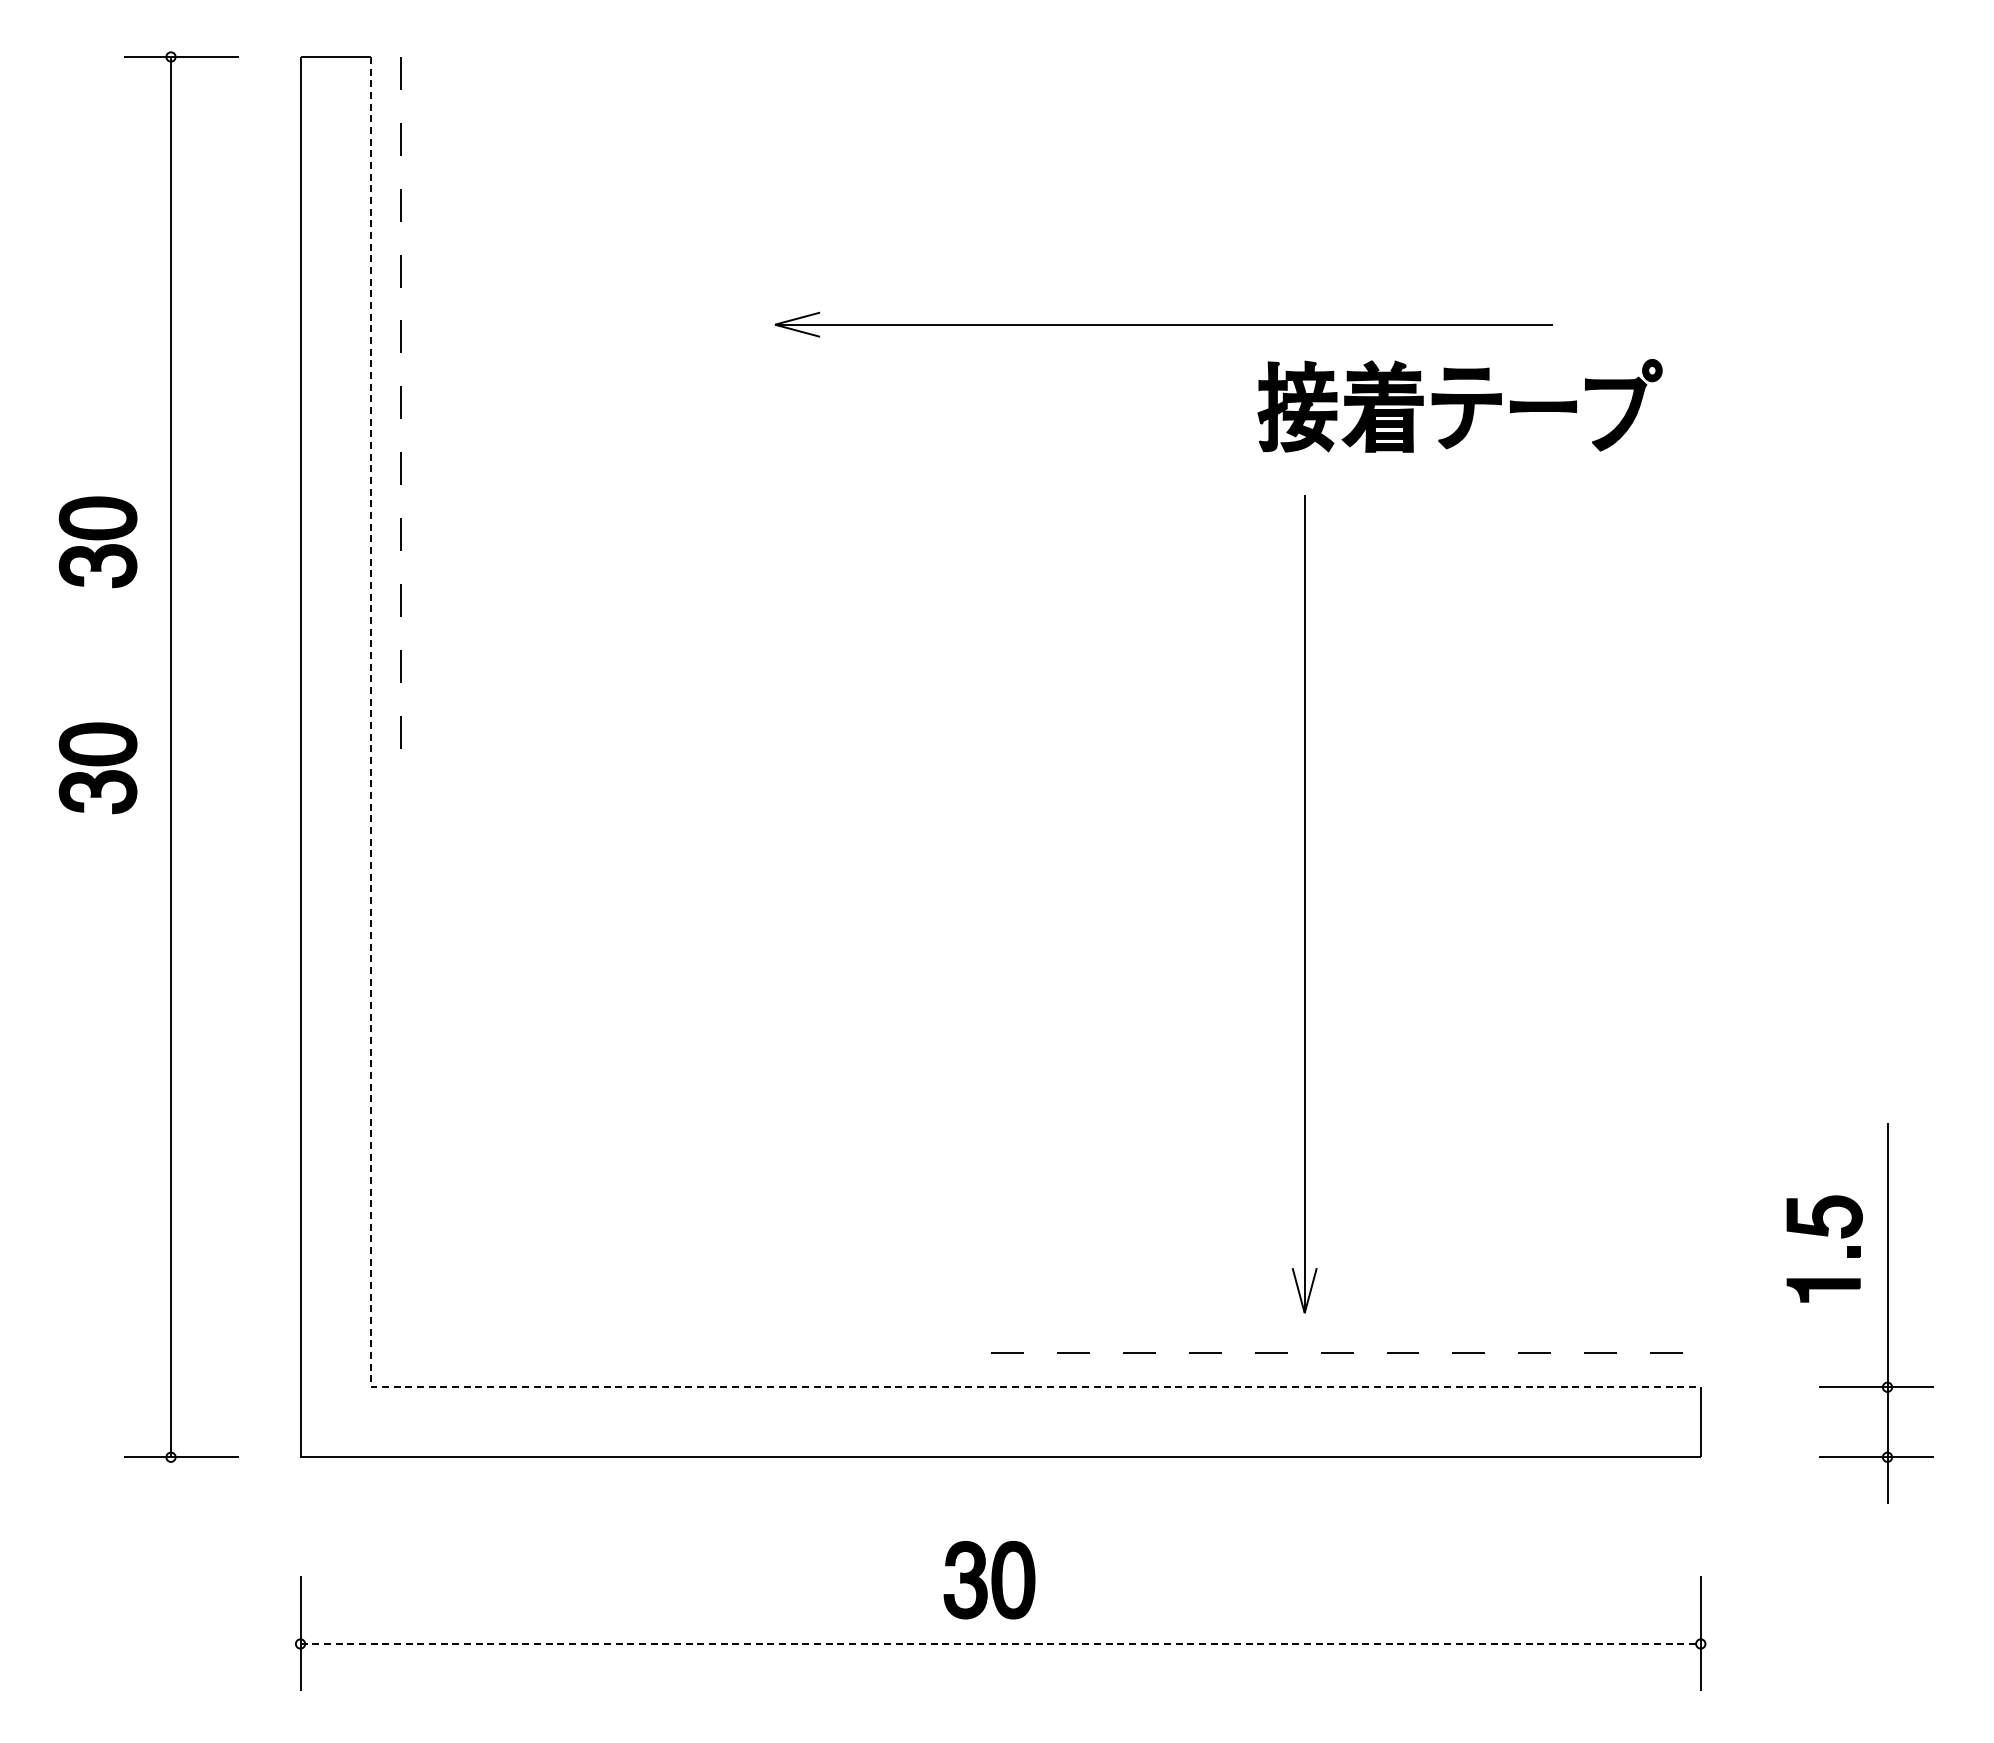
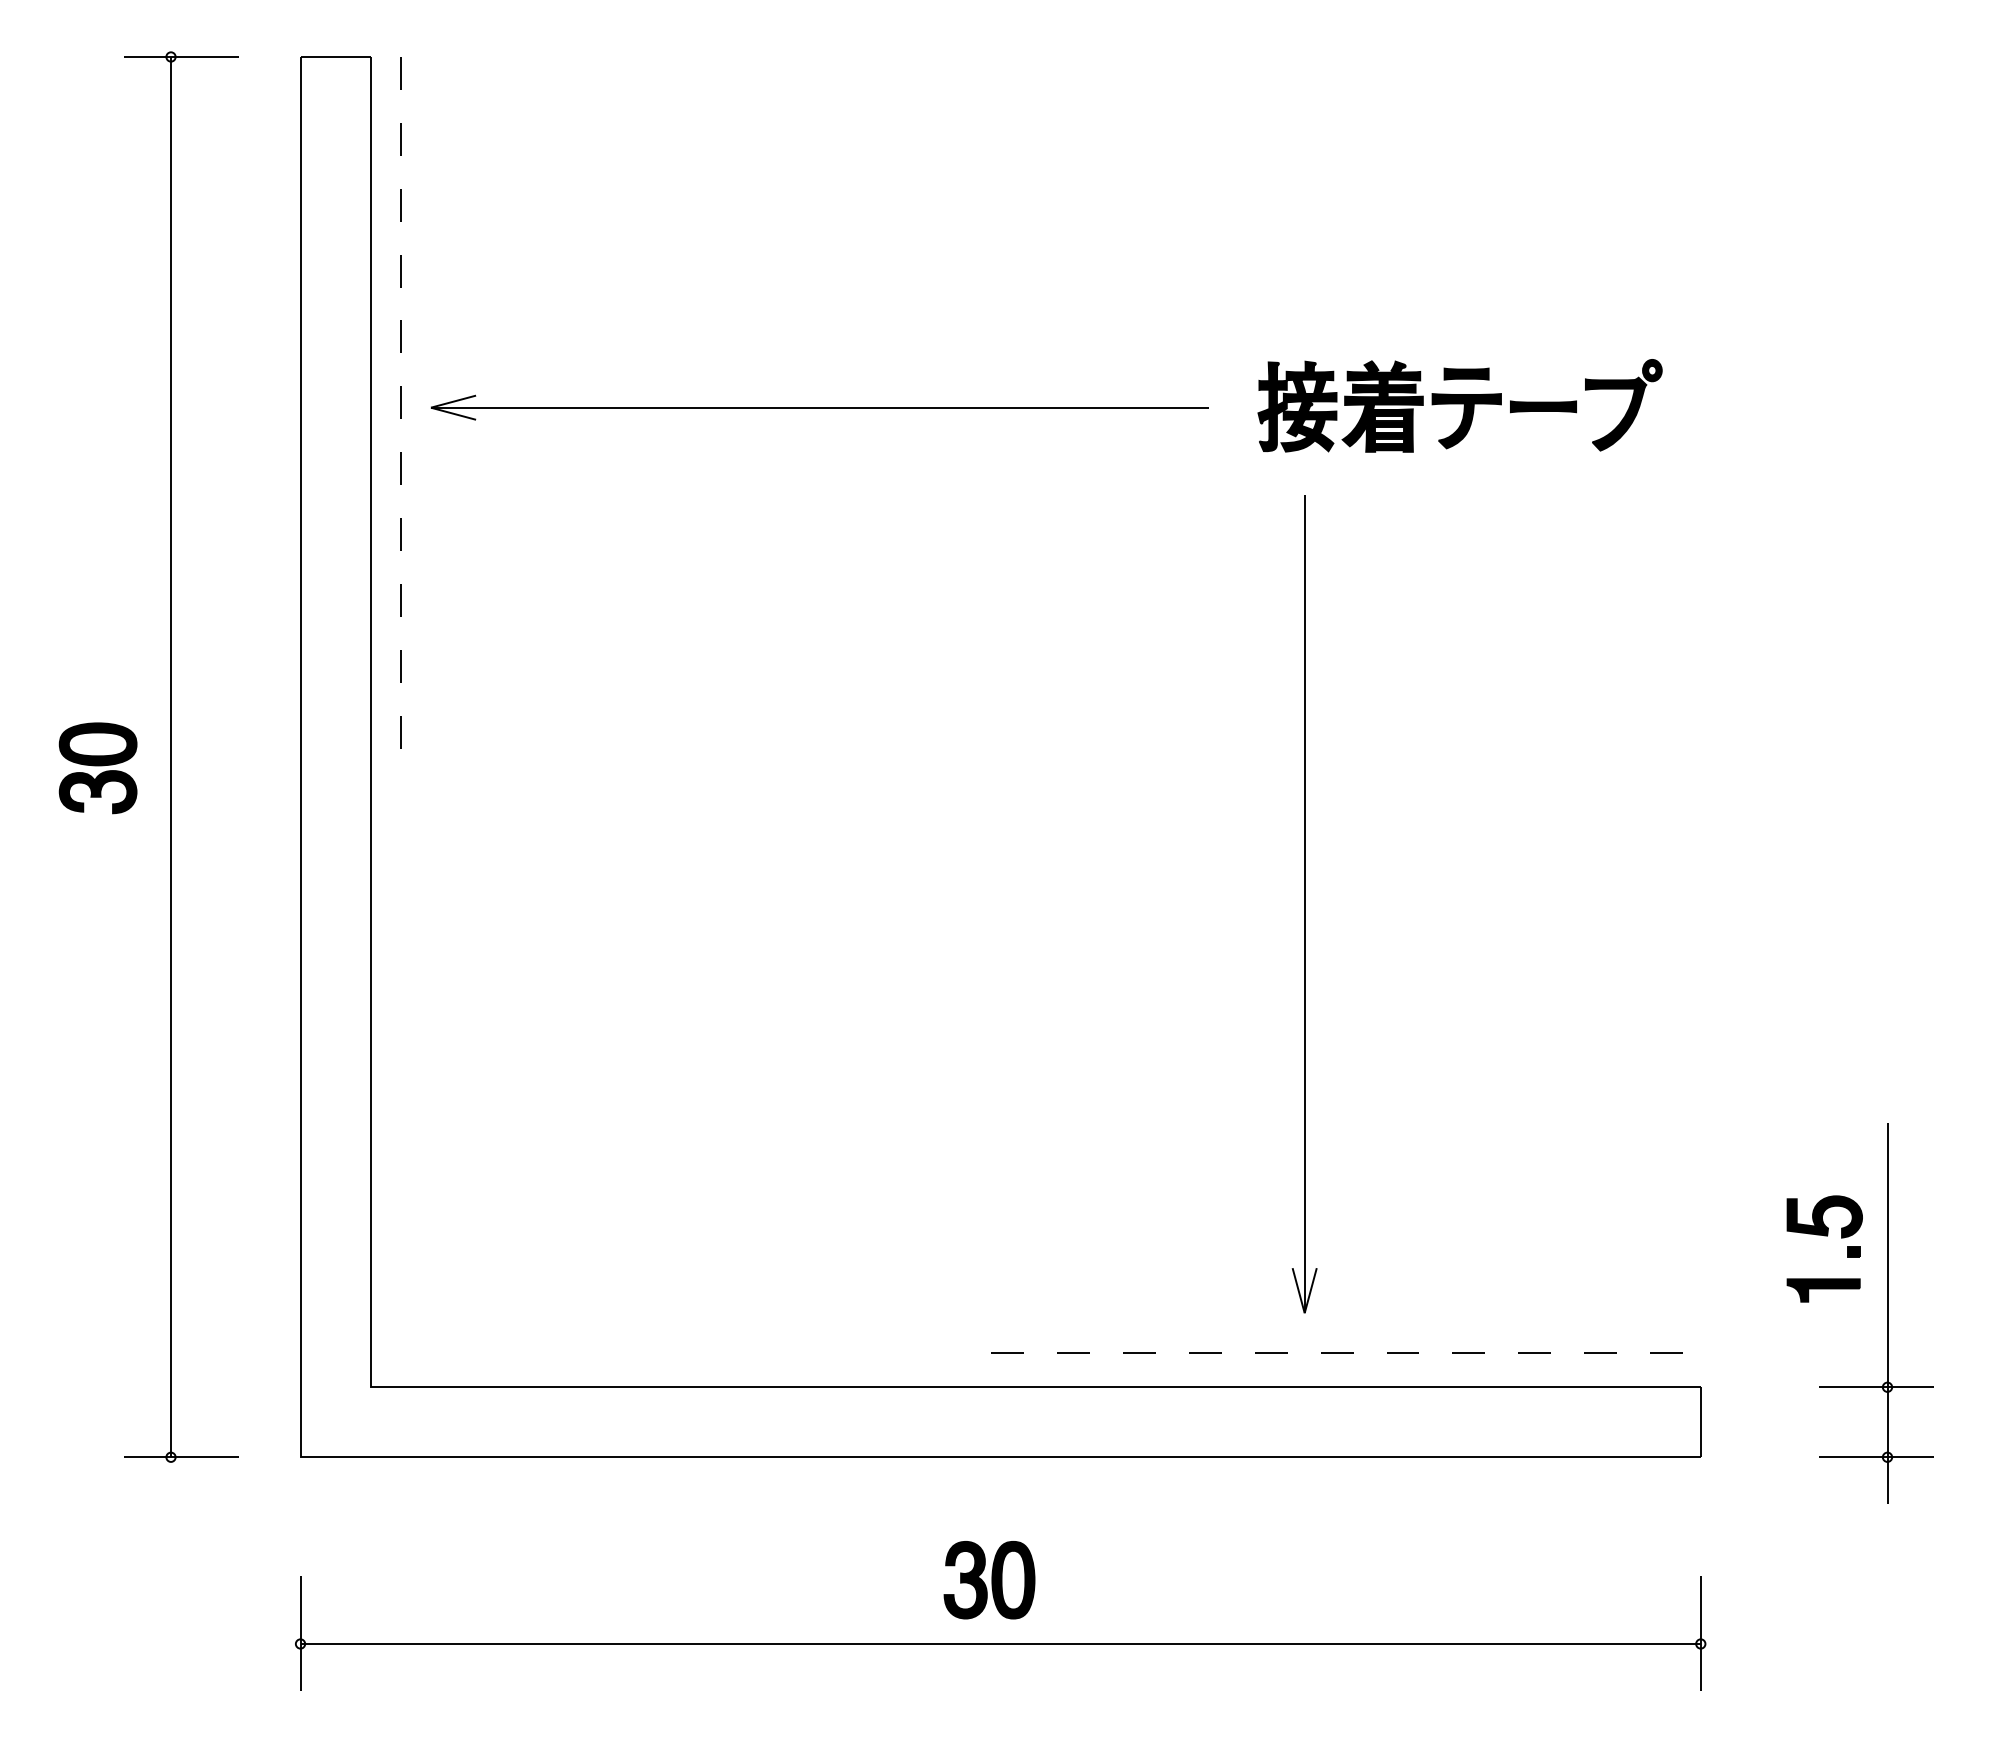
part position: (1163, 324) -> (819, 407) (819, 407)
part: present -> none (97, 542)
line: dashed -> solid (370, 1387)
line: dashed -> solid (1001, 1643)
